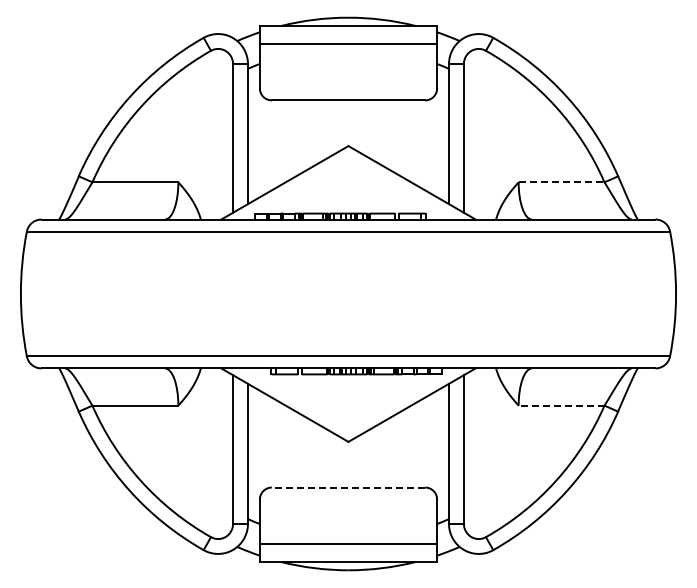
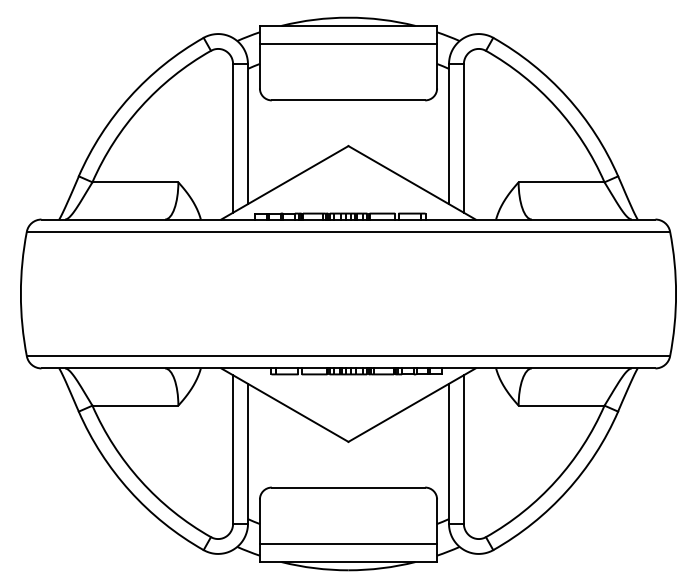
line: dashed -> solid (561, 182)
line: dashed -> solid (561, 405)
line: dashed -> solid (348, 487)
